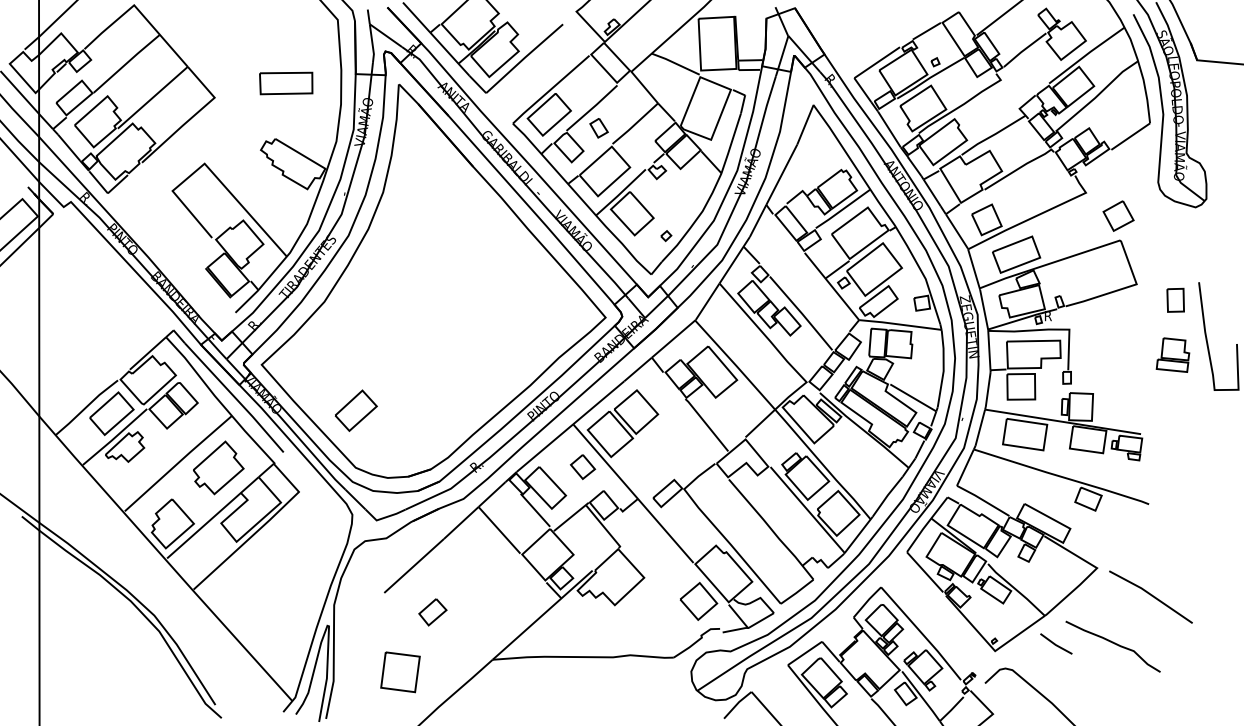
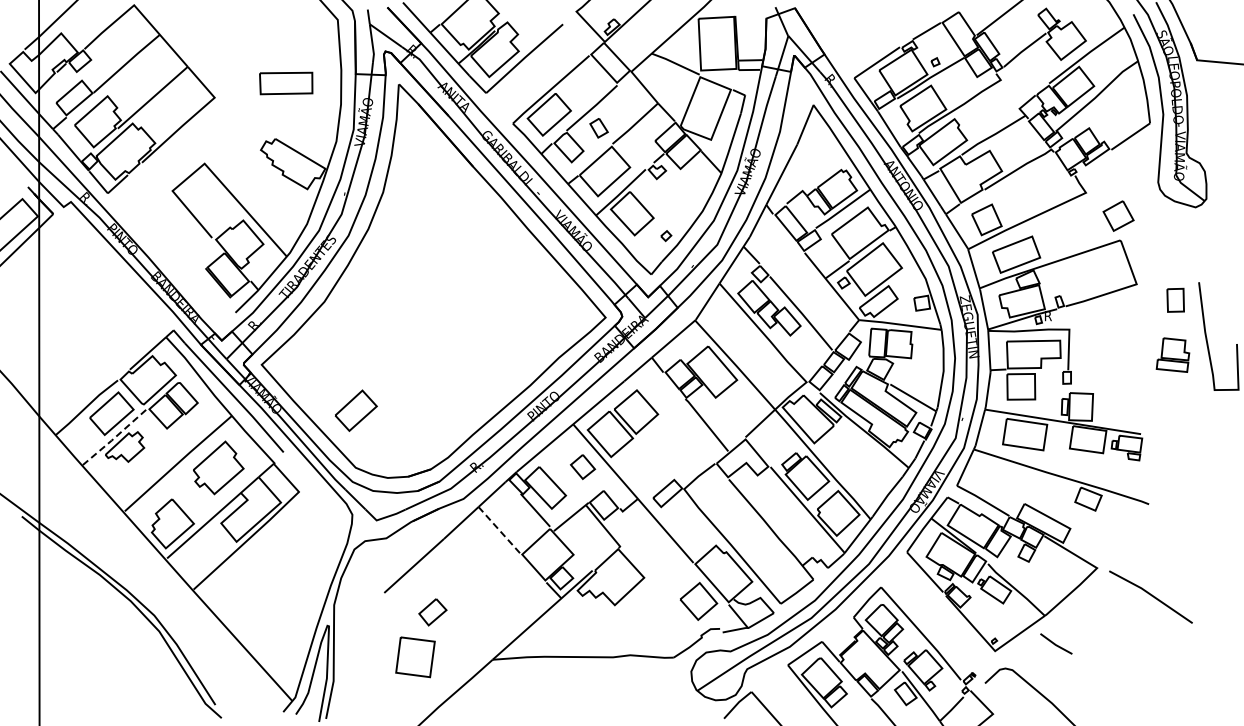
line: solid -> dashed (115, 437)
line: solid -> dashed (499, 530)
curve: present -> none (1114, 644)
part position: (400, 672) -> (415, 657) (415, 657)
